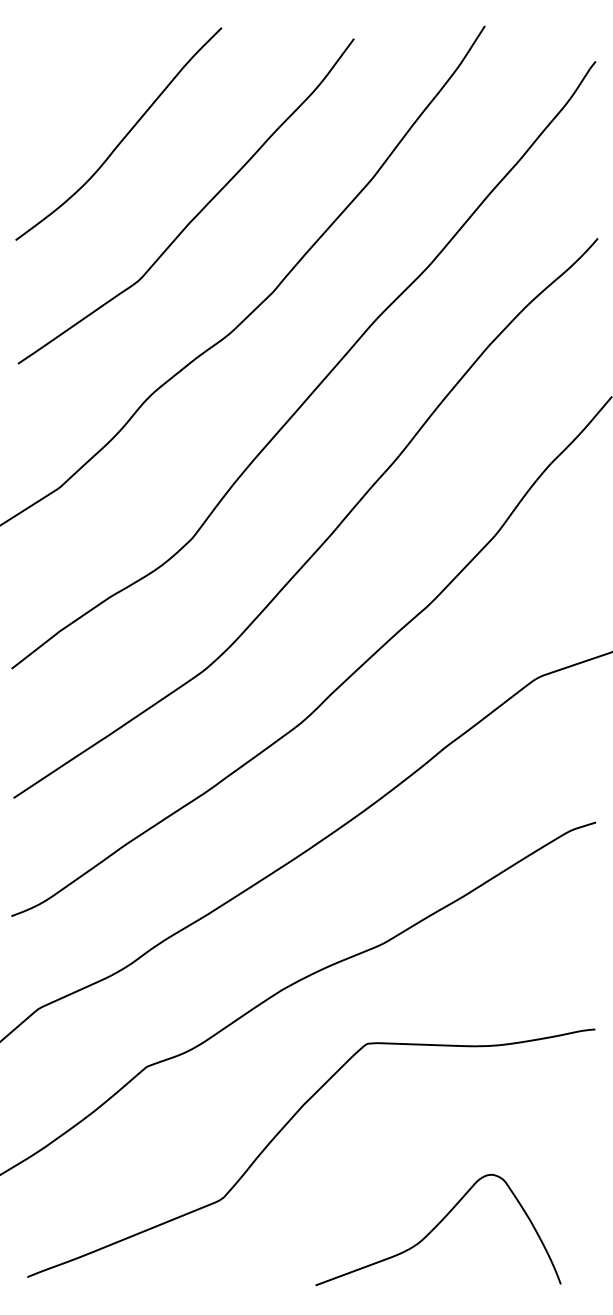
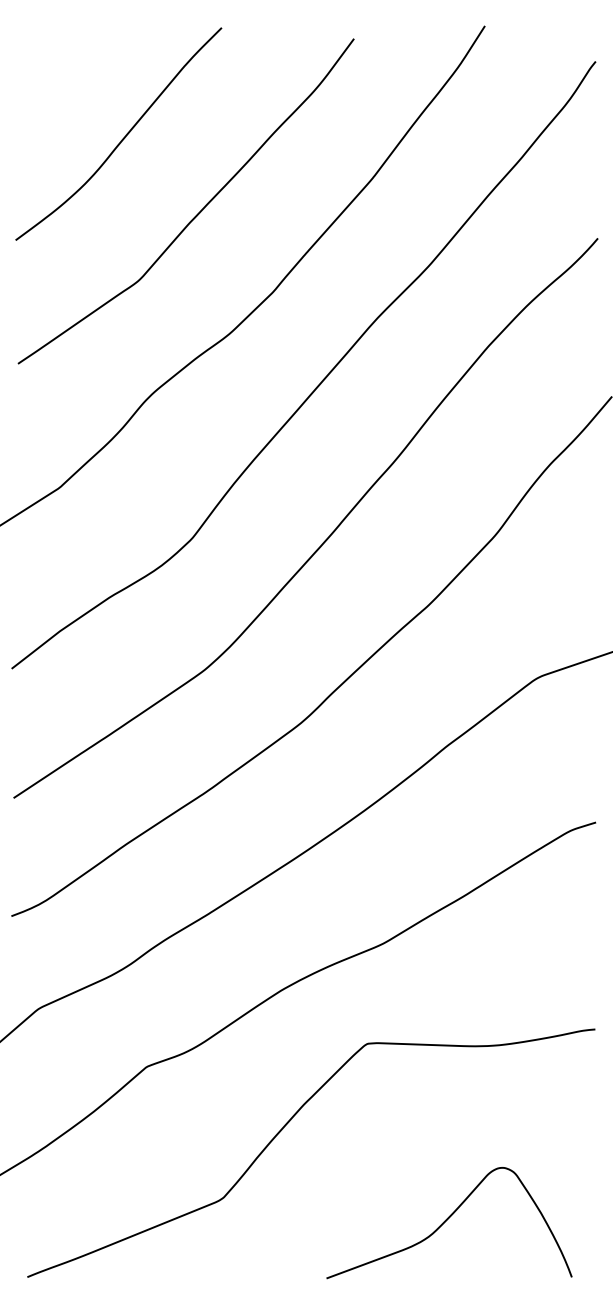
curve position: (436, 1227) -> (447, 1220) (447, 1220)
